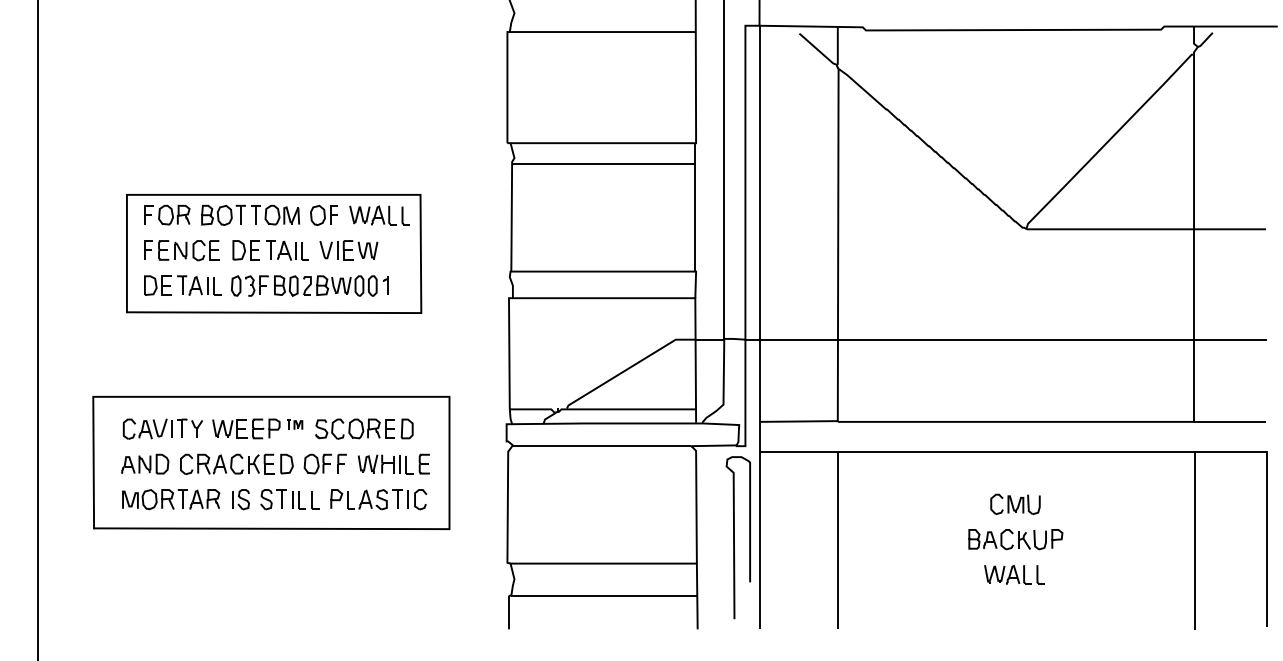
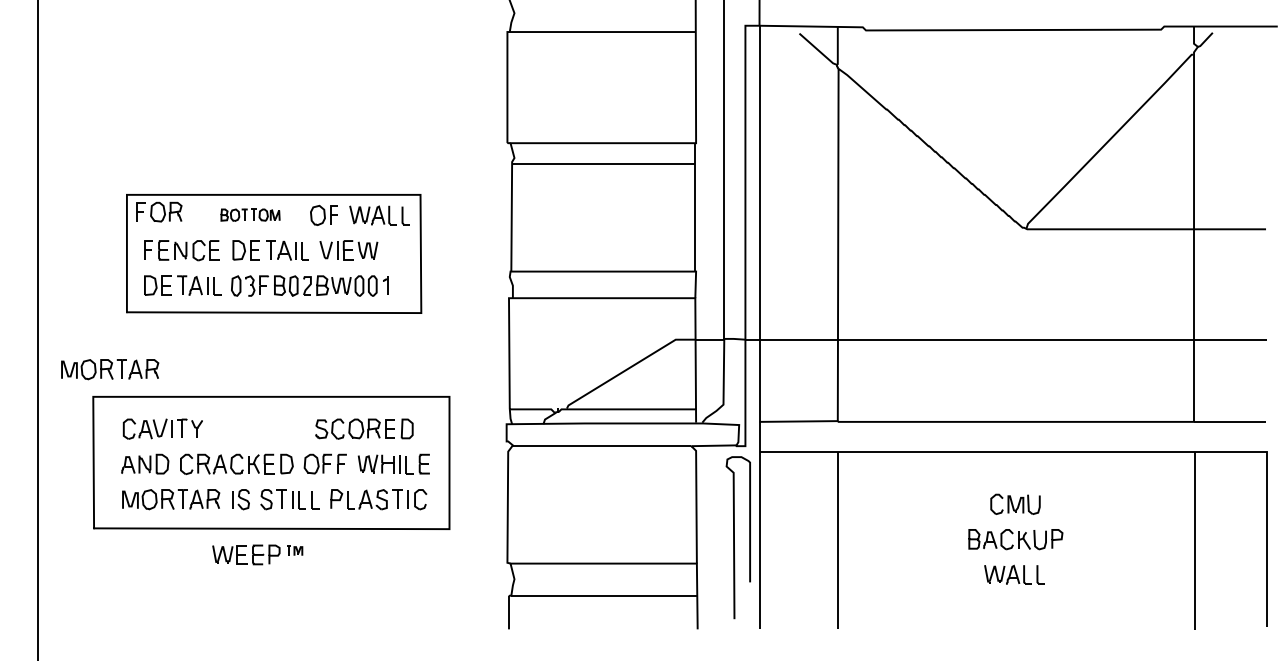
part position: (167, 214) -> (159, 211) (159, 211)
part size: 99x22 px -> 61x14 px (250, 214)
part: none -> present (110, 369)
part position: (257, 428) -> (257, 554) (257, 554)
